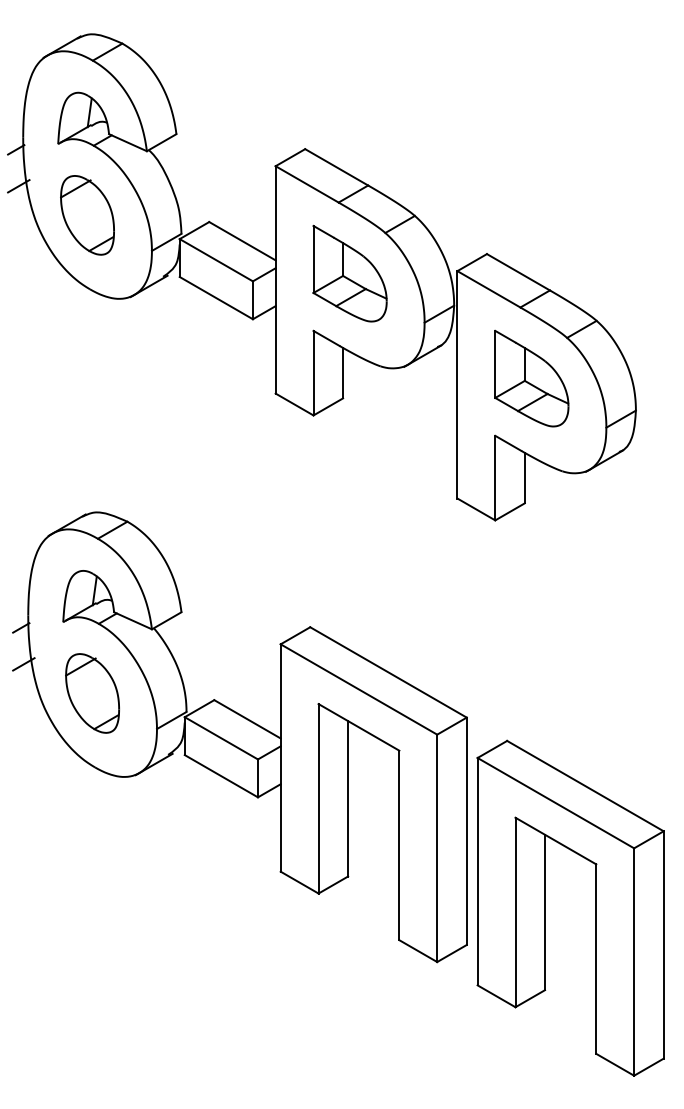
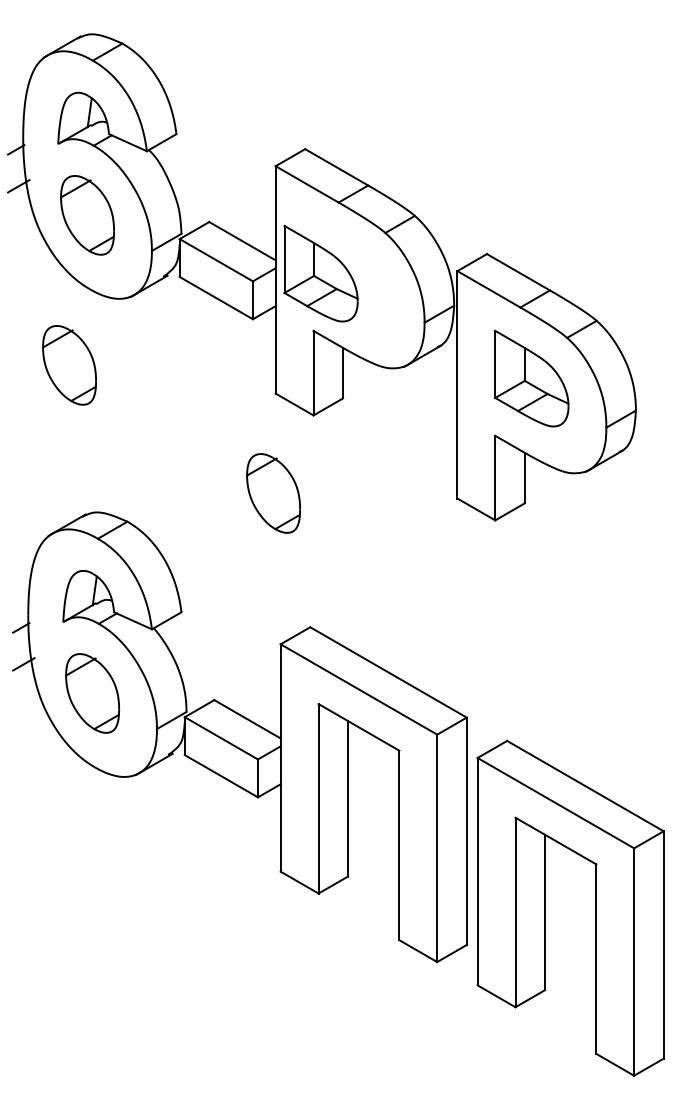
part position: (349, 273) -> (320, 273) (320, 273)
part: none -> present (69, 365)
part: none -> present (273, 493)
